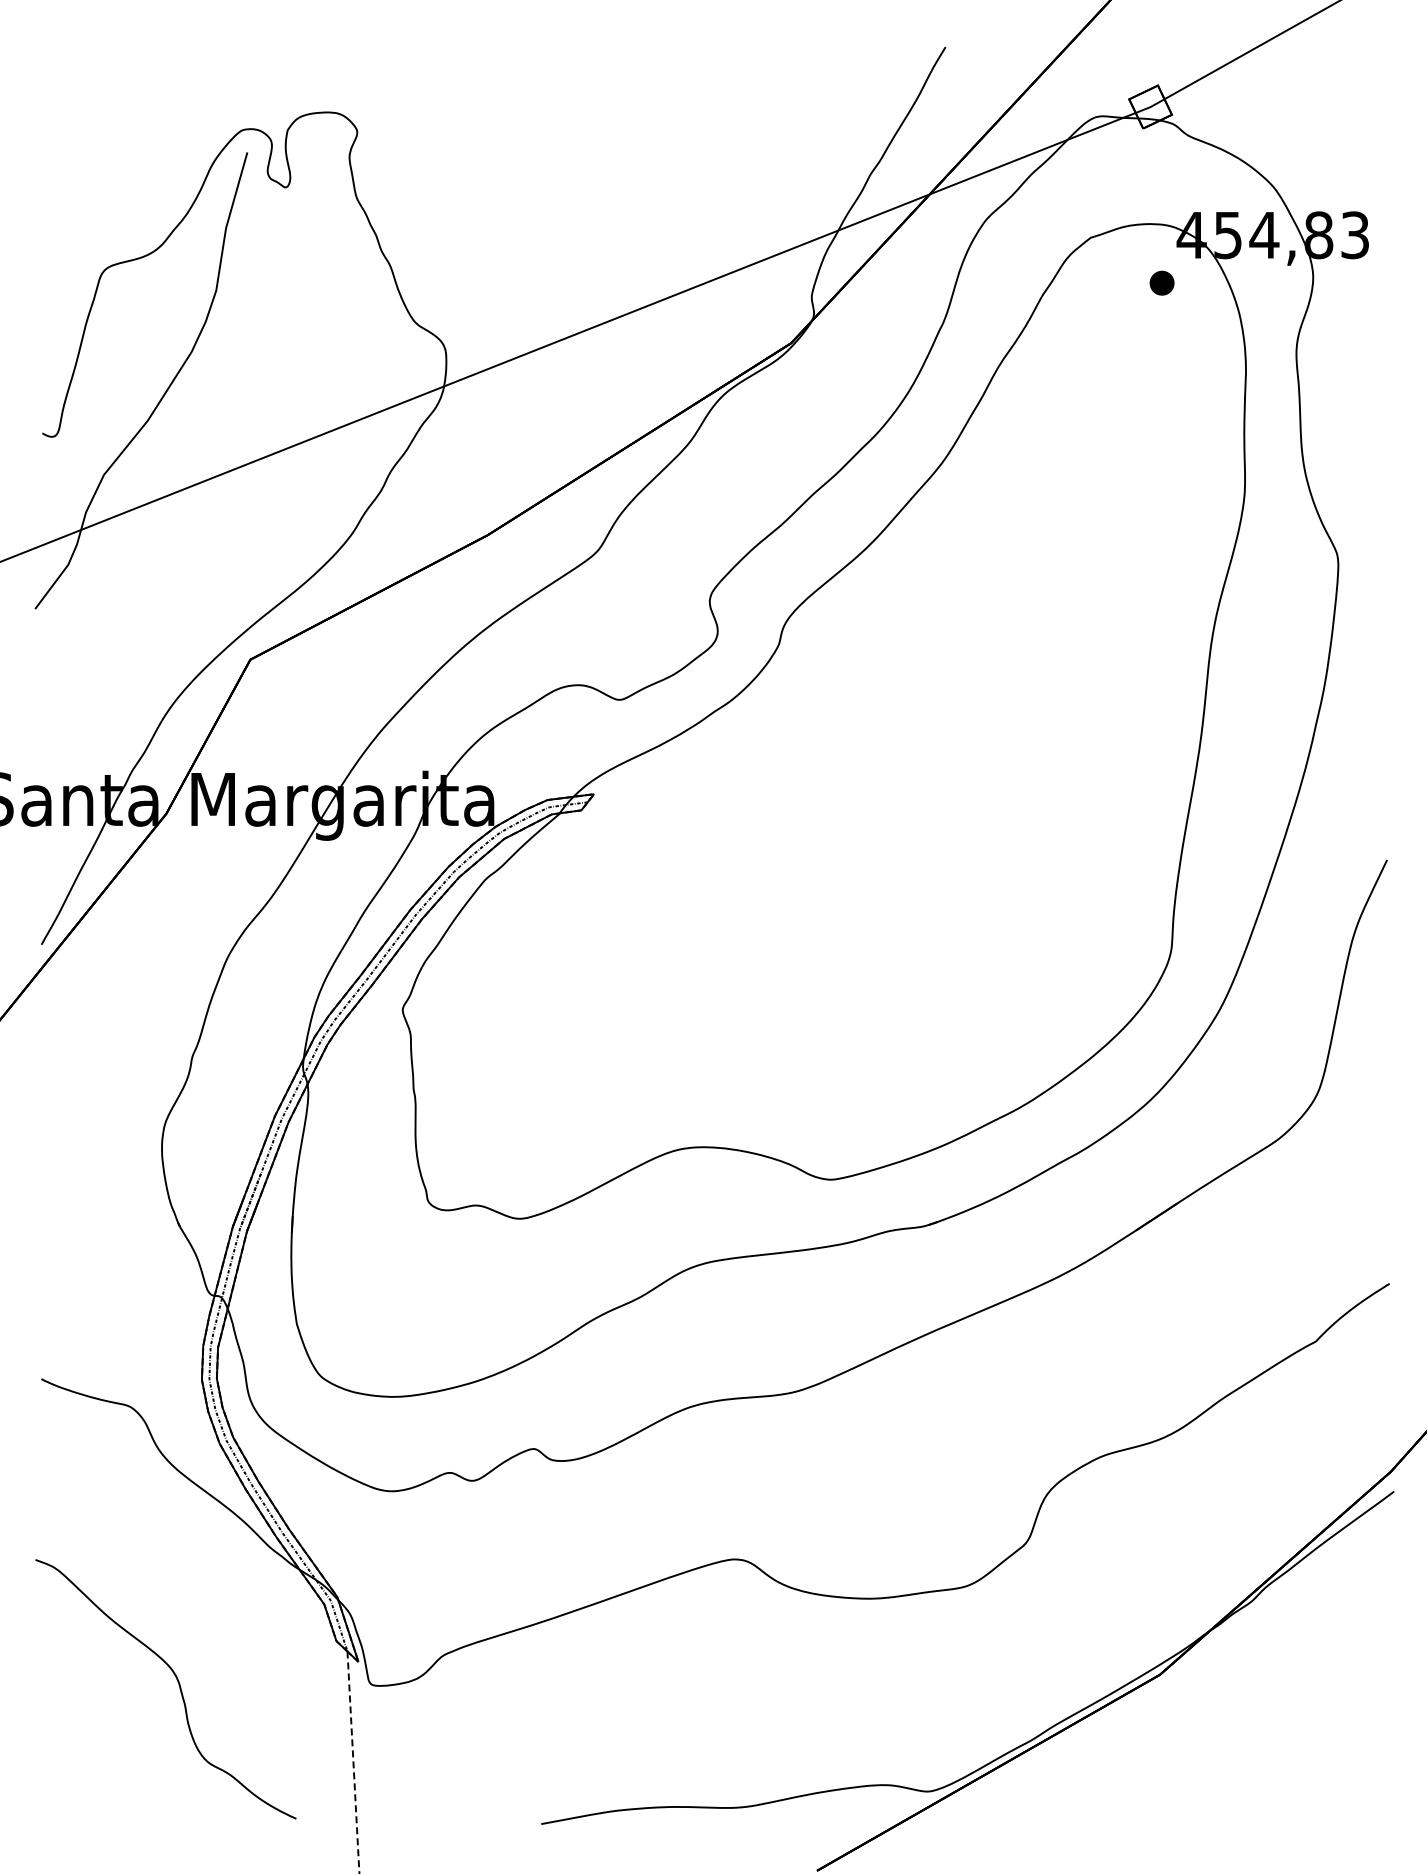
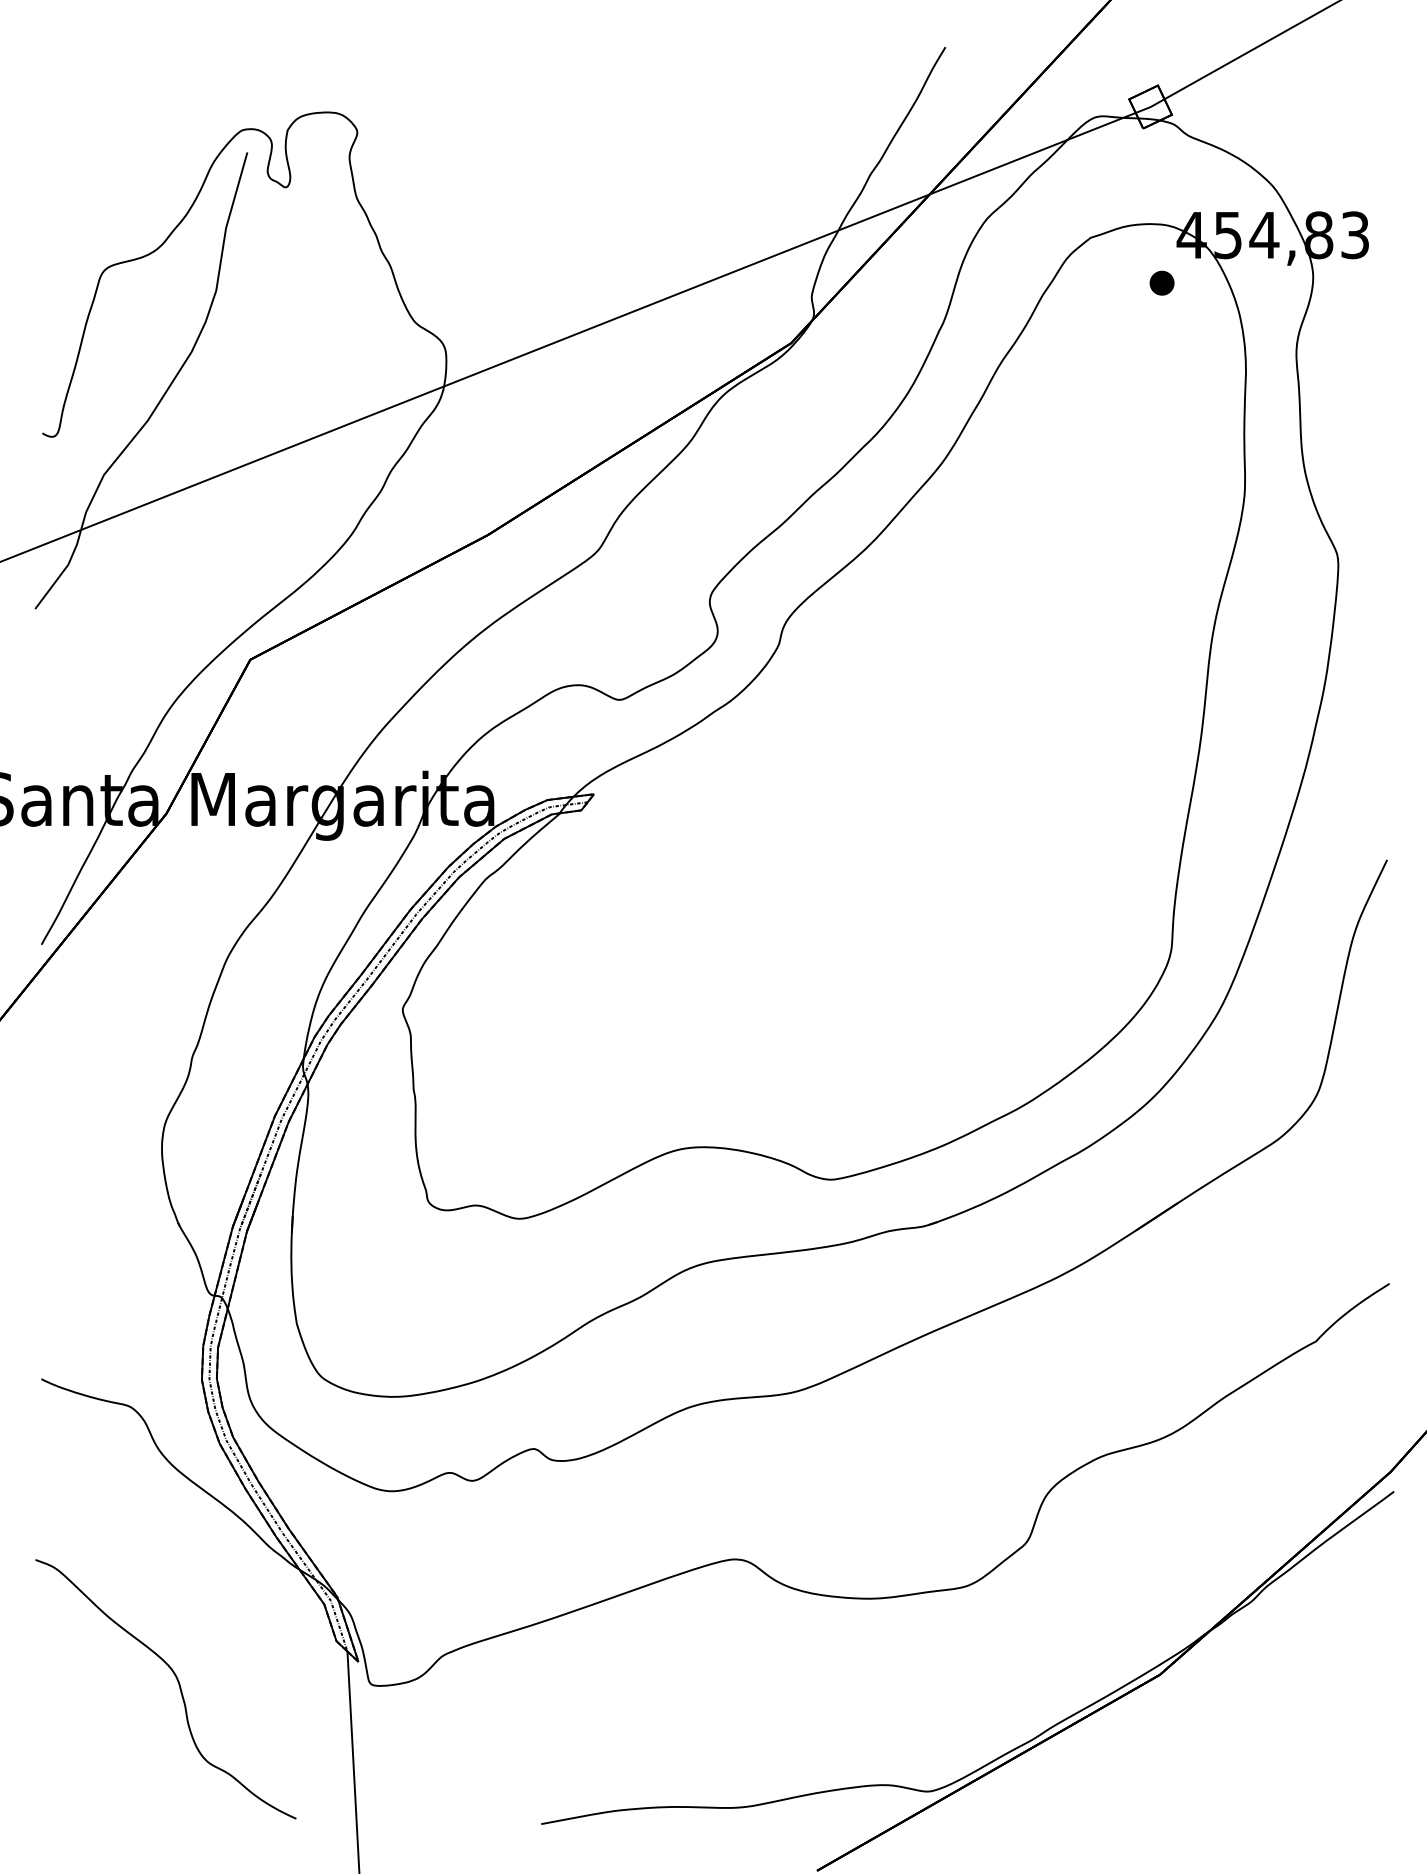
line: dashed -> solid (353, 1762)
